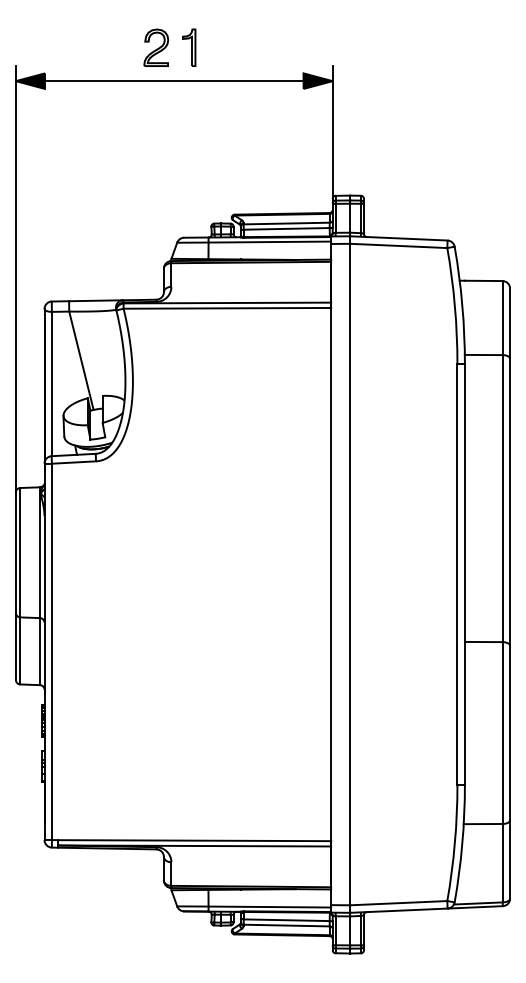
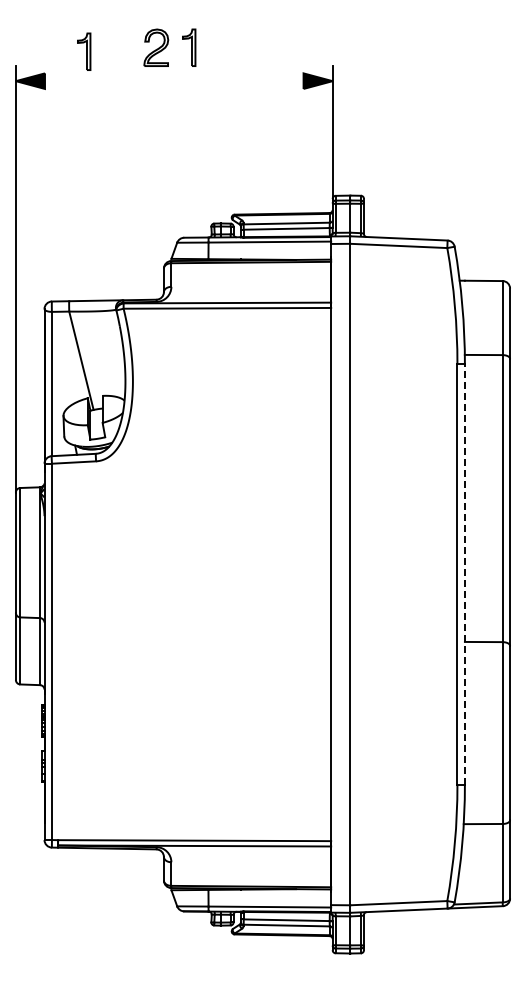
part: none -> present (84, 51)
line: present -> none (174, 81)
line: solid -> dashed (464, 574)
